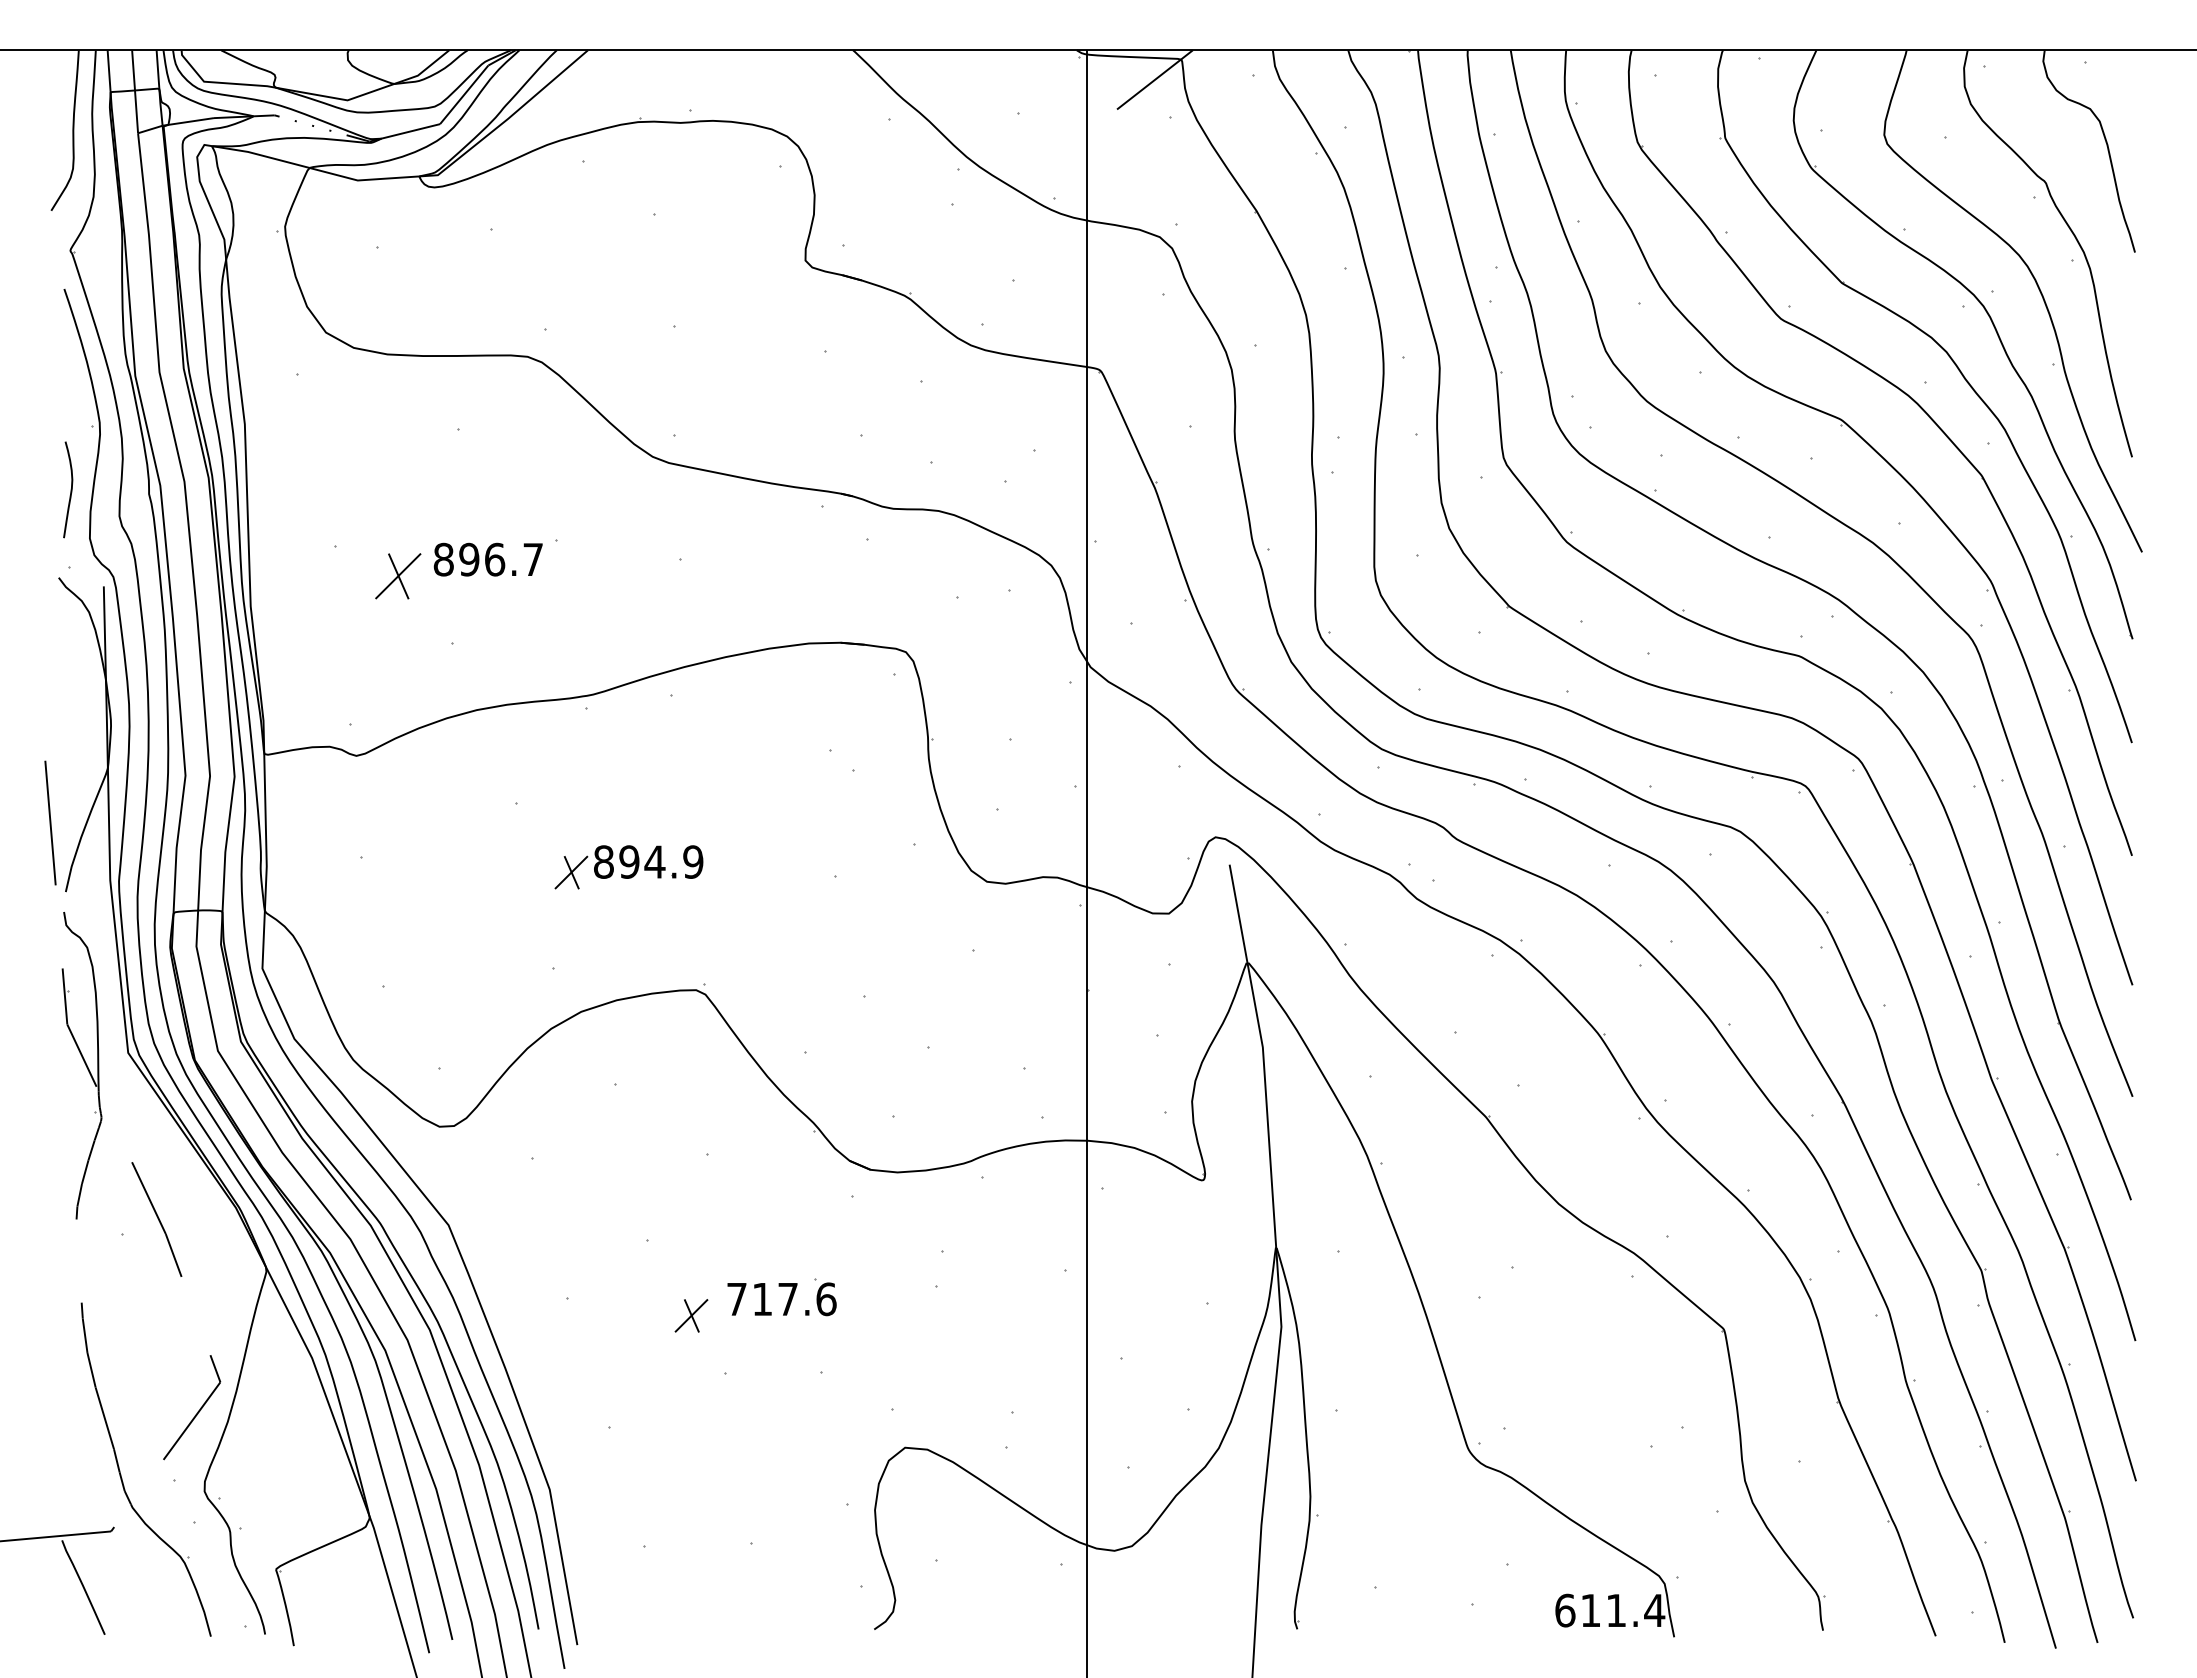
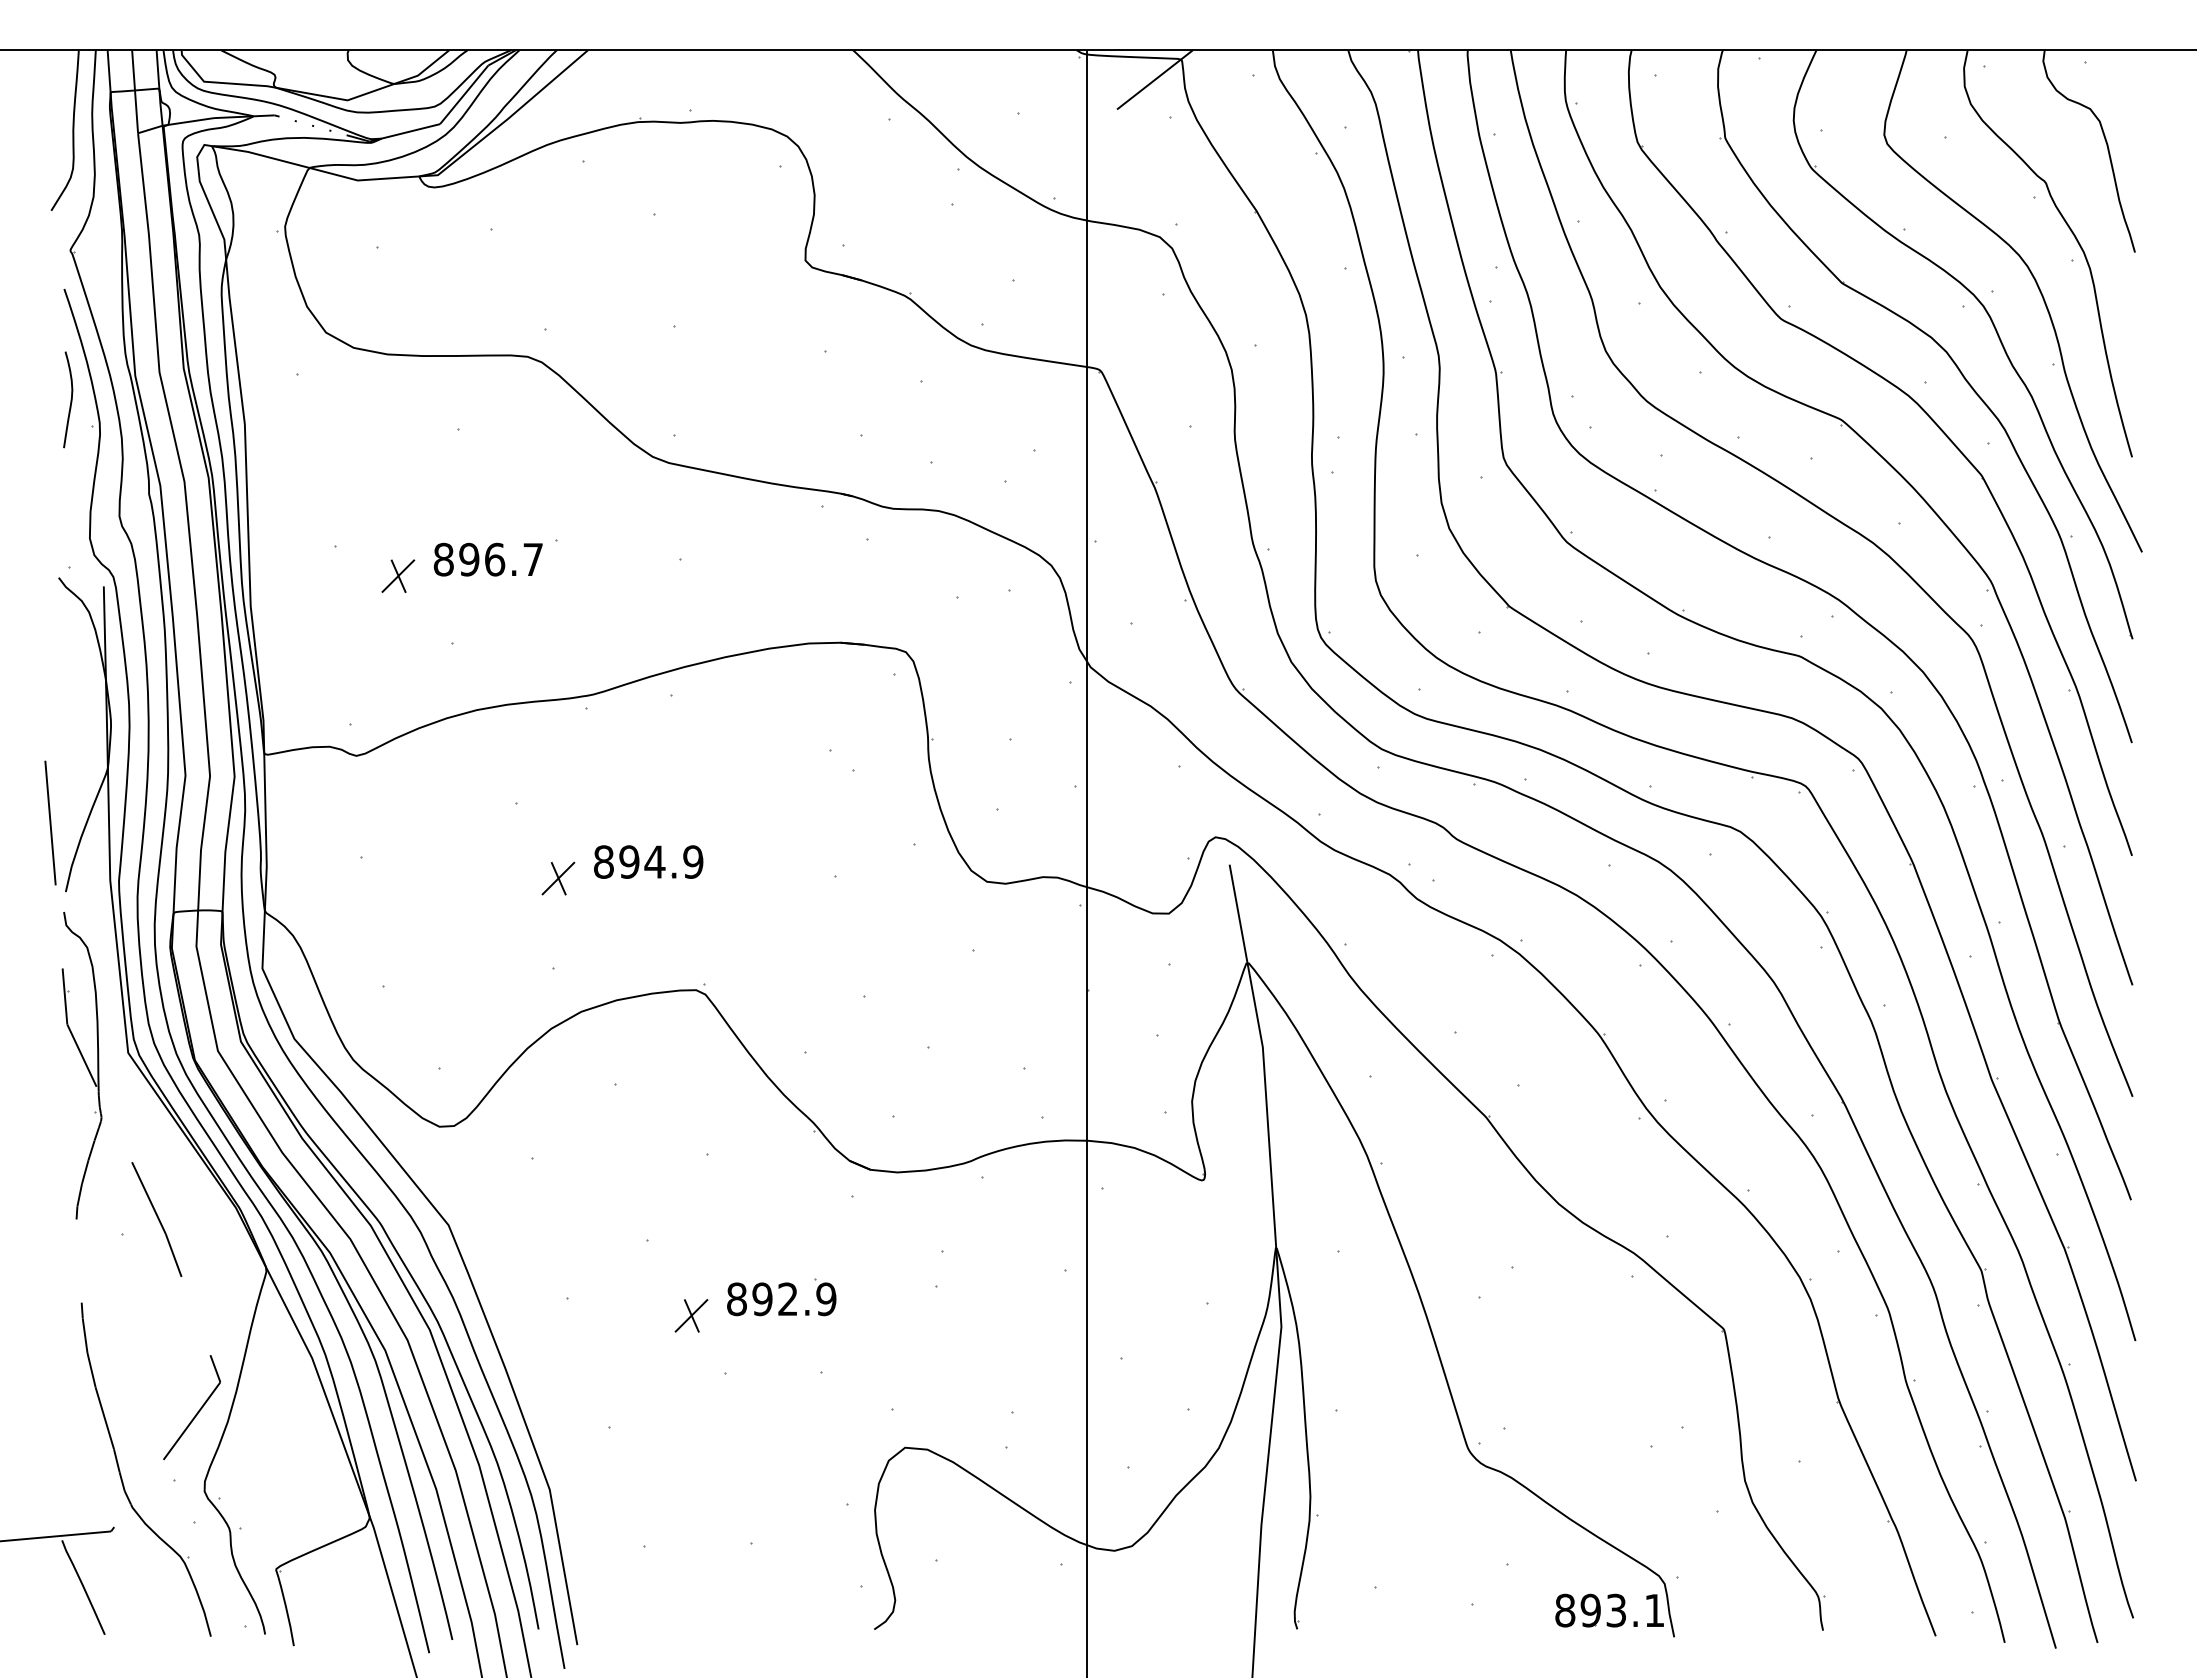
curve position: (70, 489) -> (70, 399) (70, 399)
part size: 47x47 px -> 35x34 px (398, 575)
part position: (571, 872) -> (558, 878) (558, 878)
text: 717.6 -> 892.9 (781, 1299)
text: 611.4 -> 893.1 (1610, 1610)
